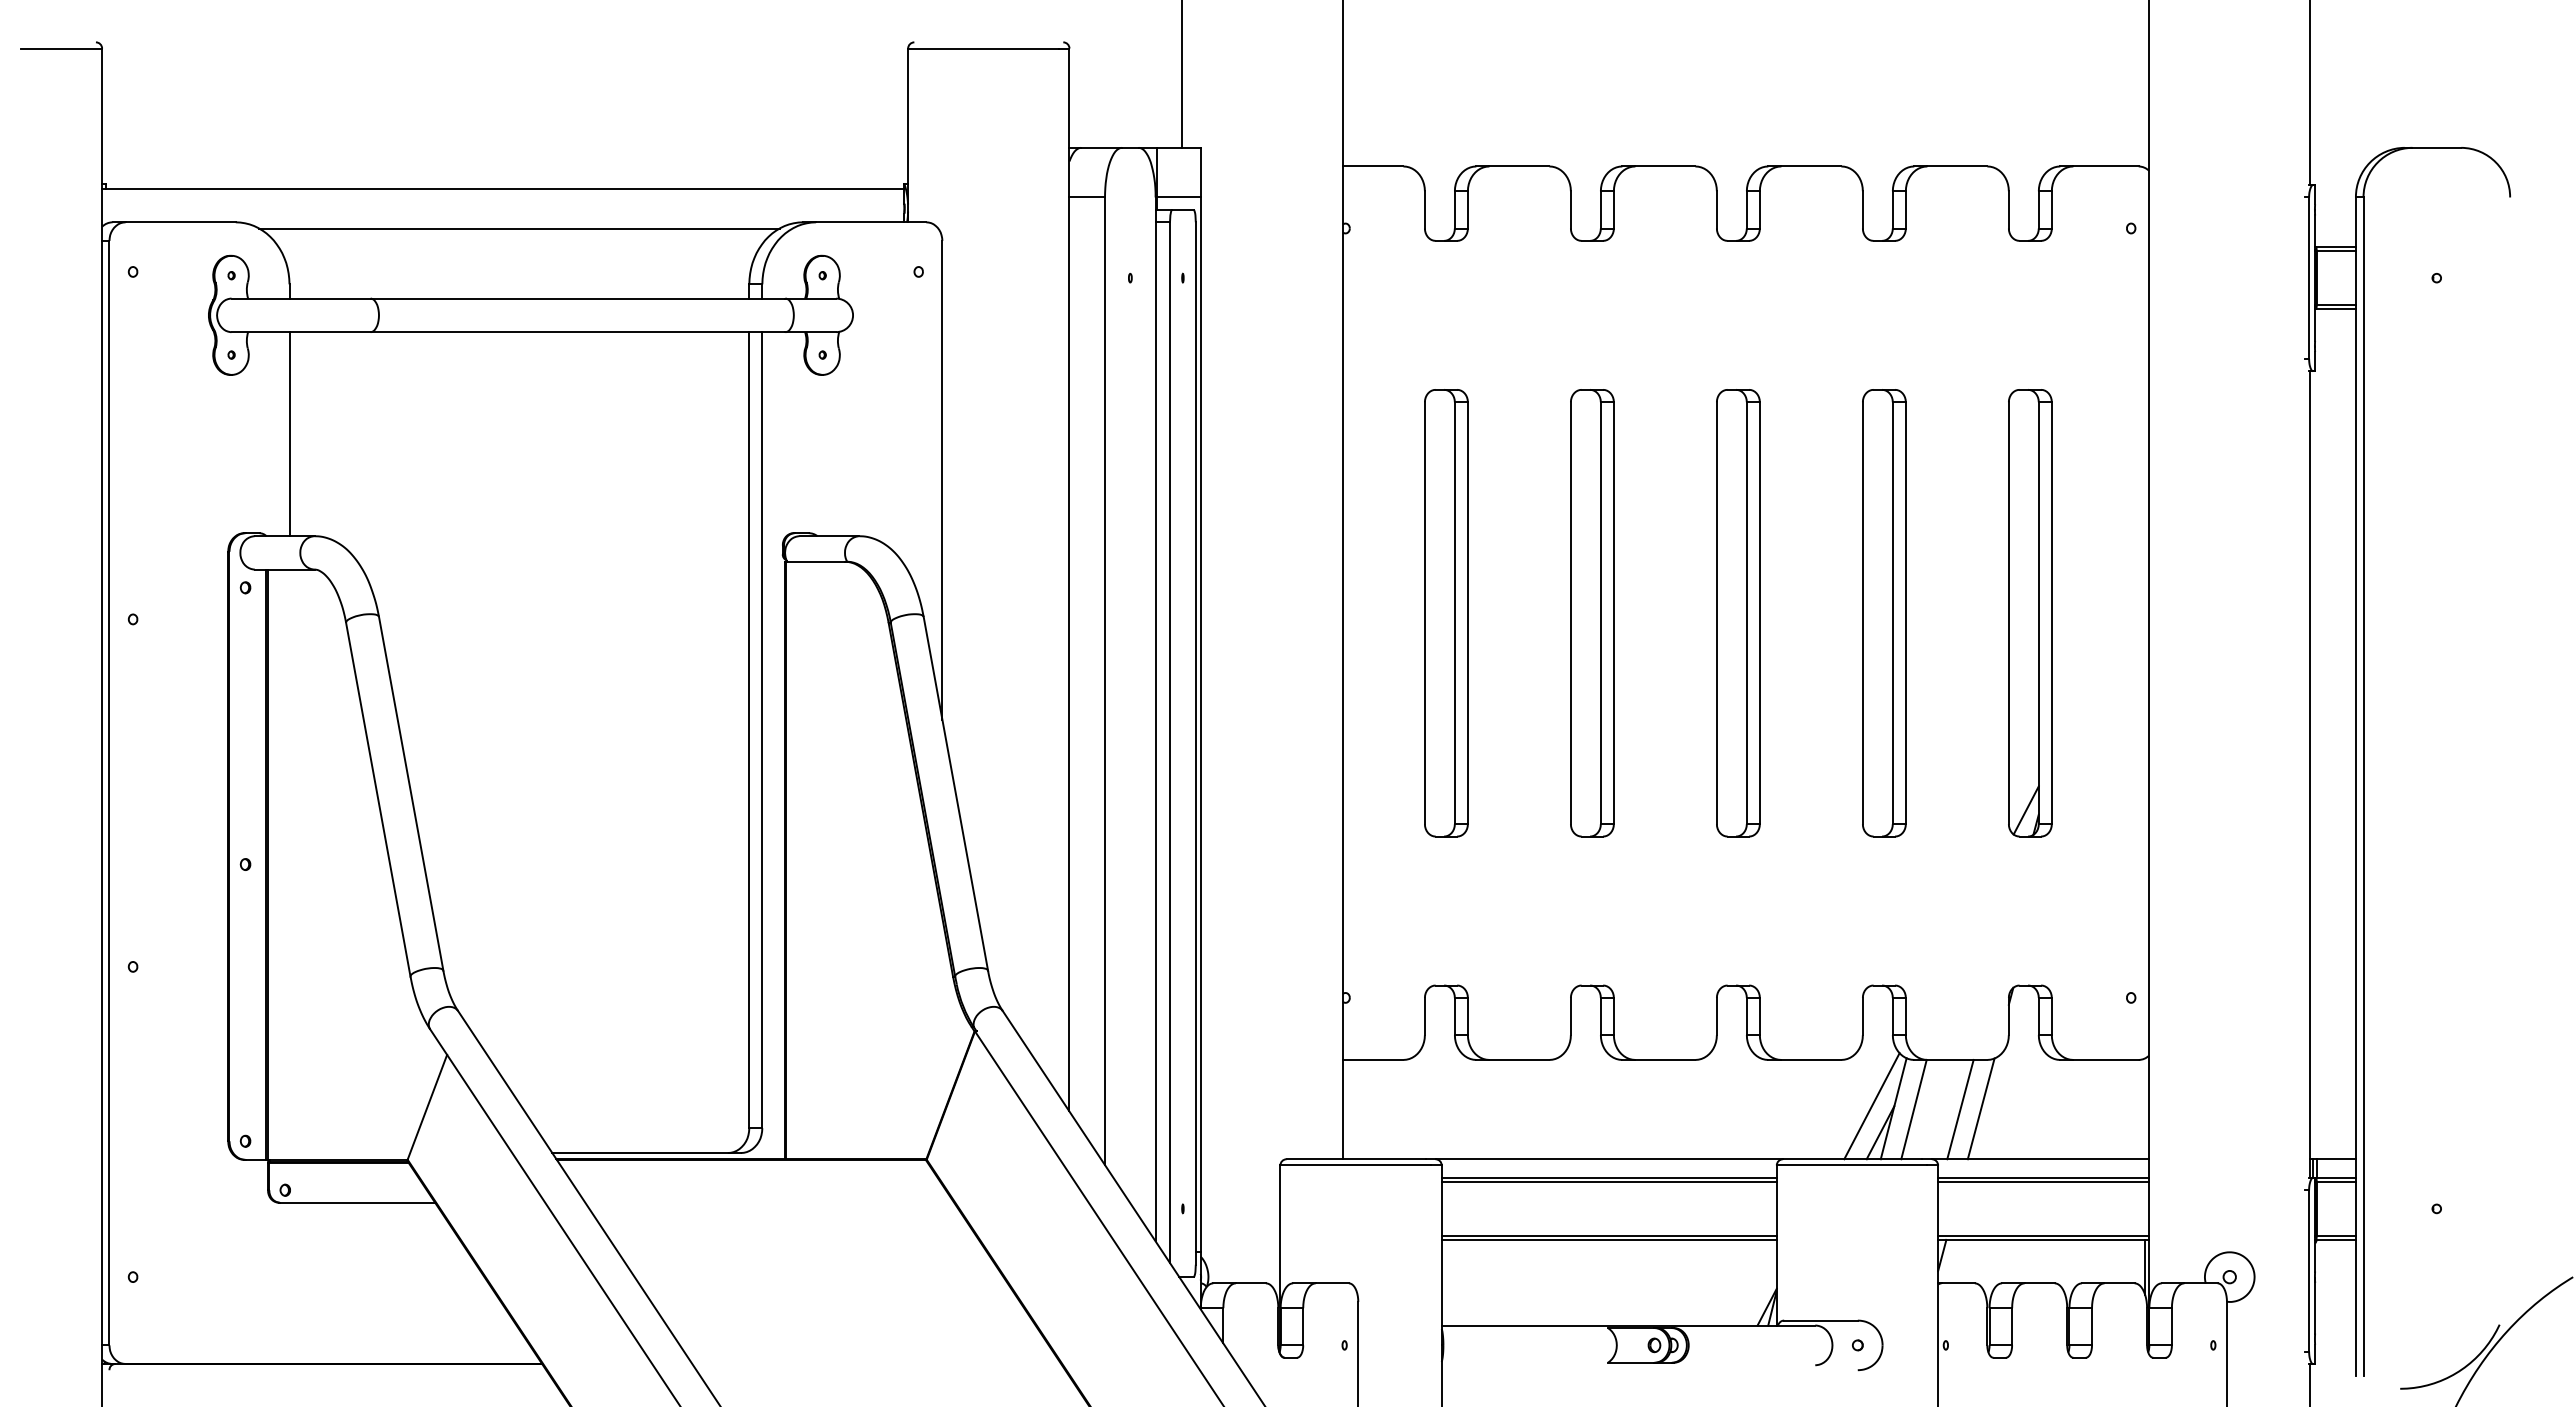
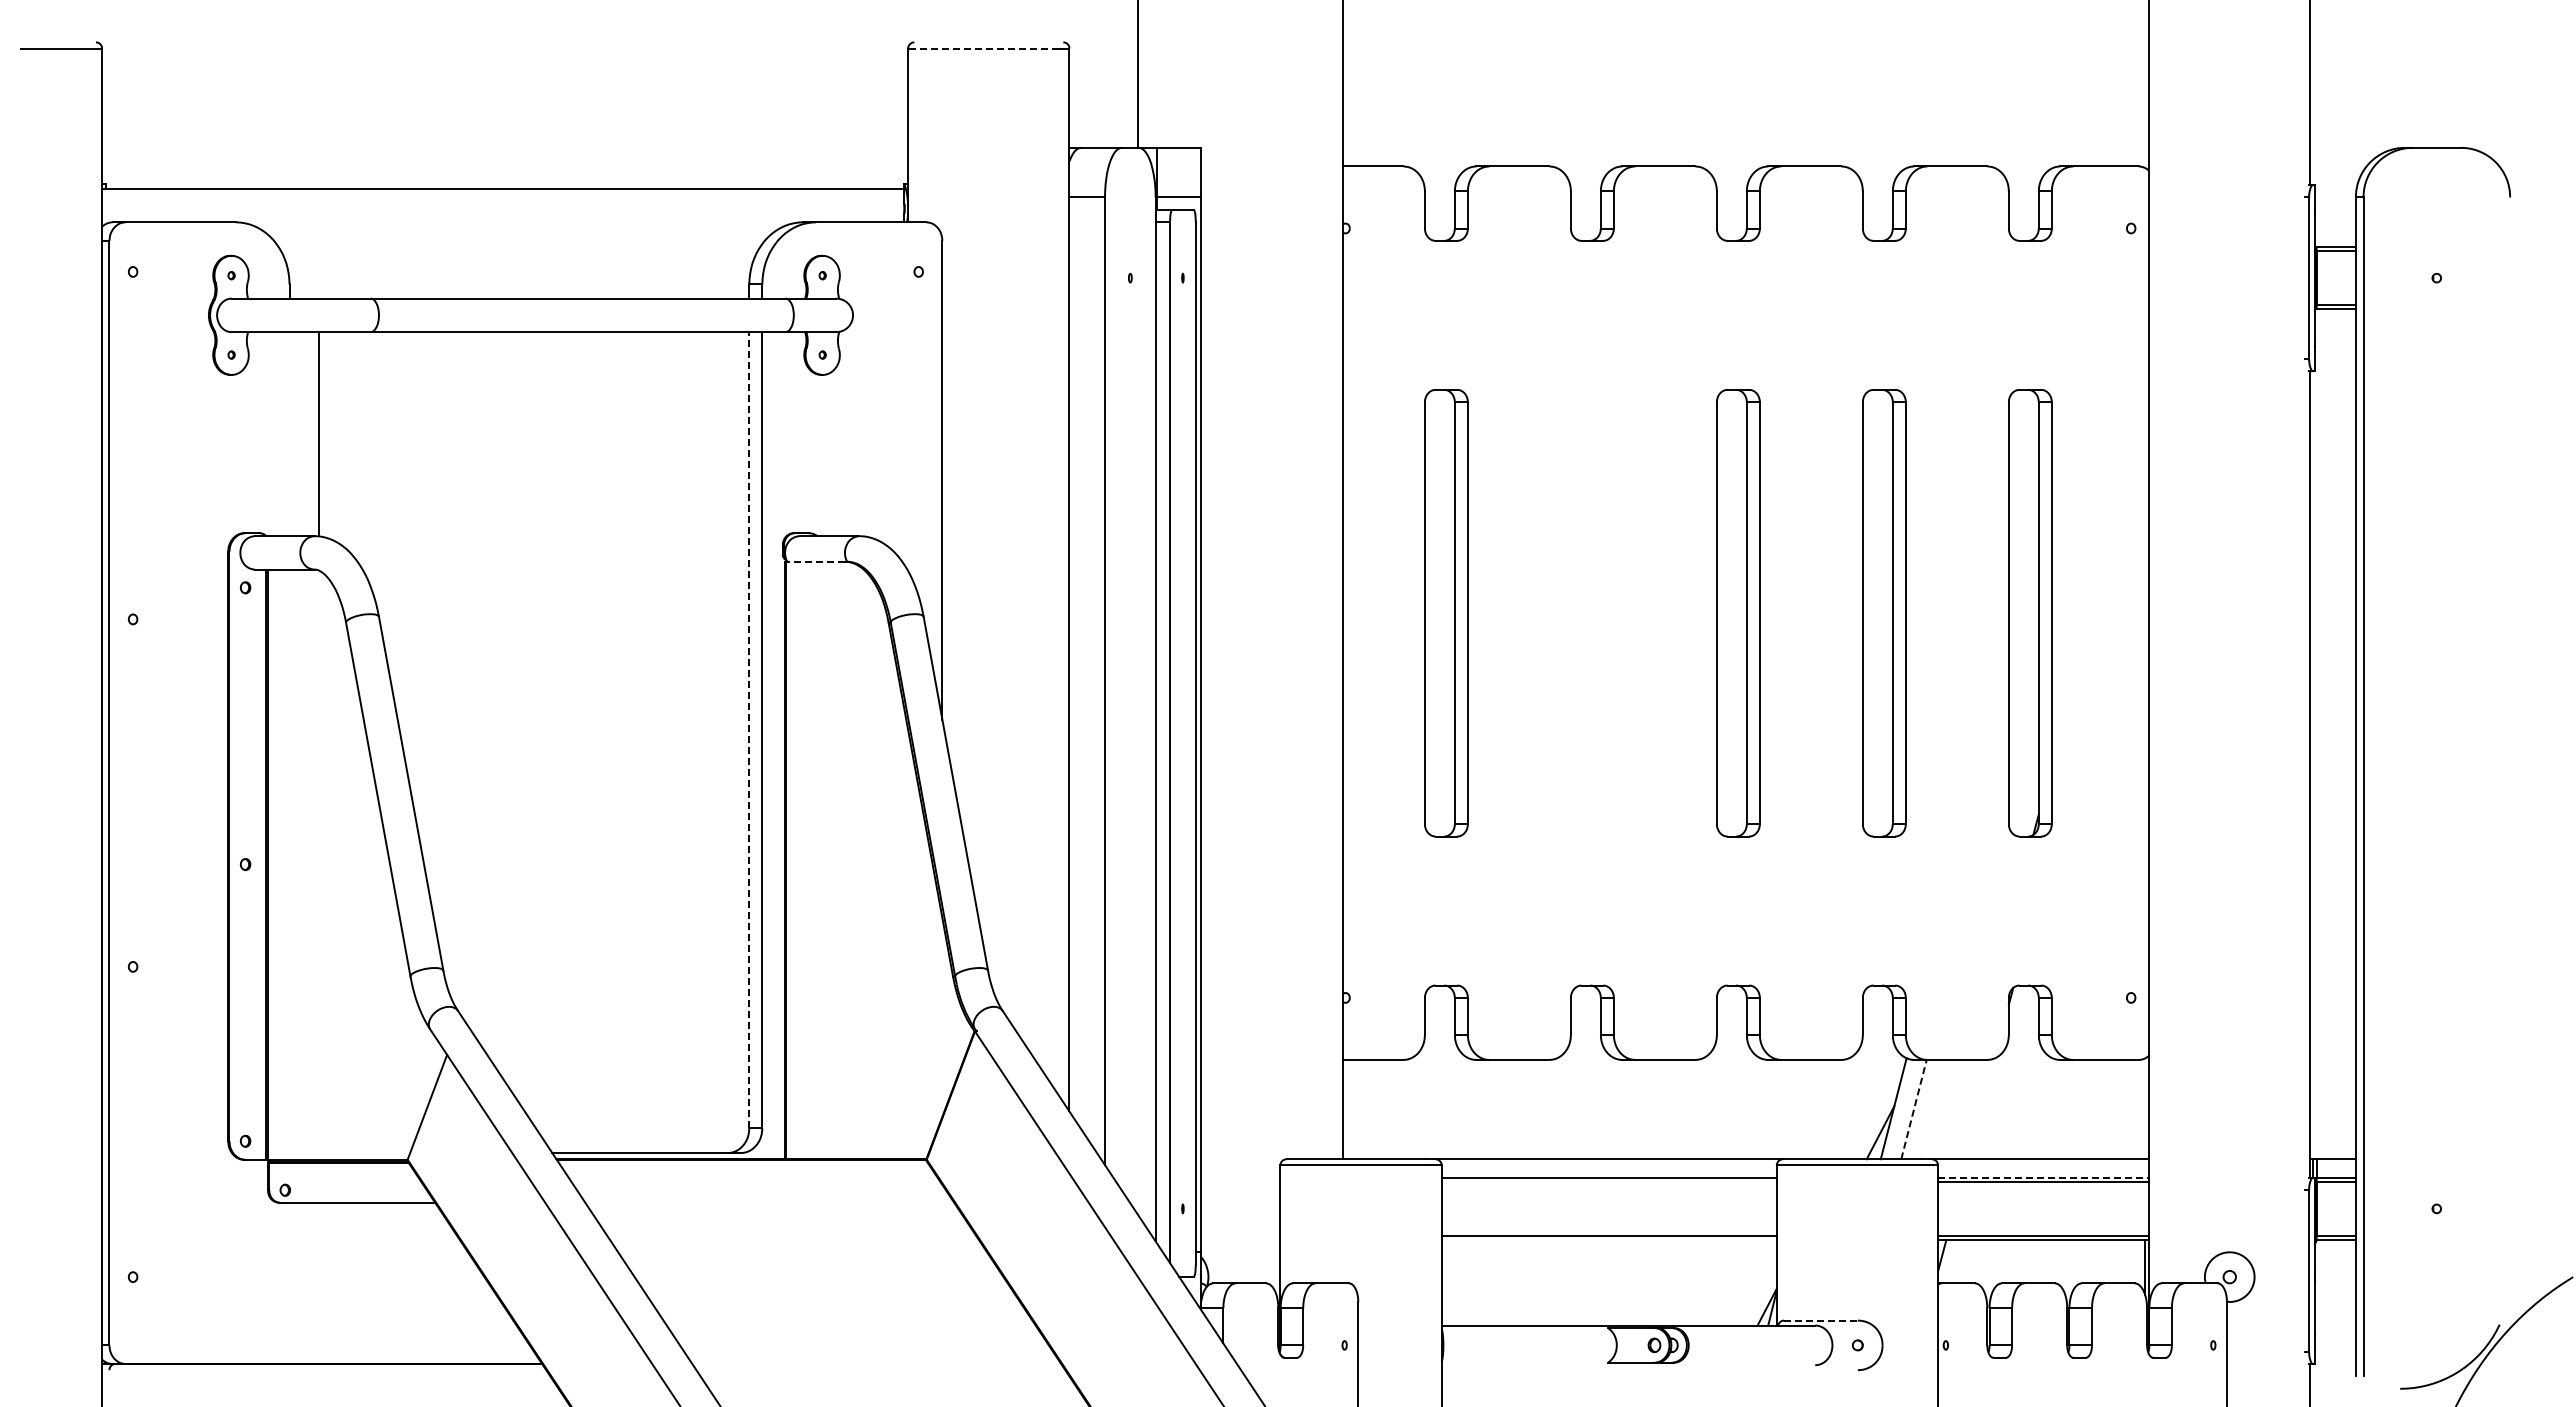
line: solid -> dashed (982, 48)
line position: (1181, 74) -> (1137, 74) (1137, 74)
line: present -> none (519, 228)
line position: (289, 434) -> (318, 434) (318, 434)
line: solid -> dashed (815, 561)
part: present -> none (1592, 613)
line: solid -> dashed (749, 729)
line: present -> none (2025, 810)
line: present -> none (1871, 1106)
line: present -> none (1980, 1108)
line: solid -> dashed (1914, 1109)
line: present -> none (1960, 1109)
line: solid -> dashed (2044, 1177)
line: present -> none (1608, 1181)
line: present -> none (1608, 1239)
line: solid -> dashed (1821, 1320)
